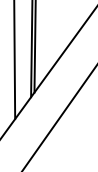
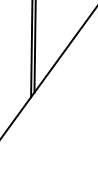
line: present -> none (14, 60)
line: present -> none (58, 118)
